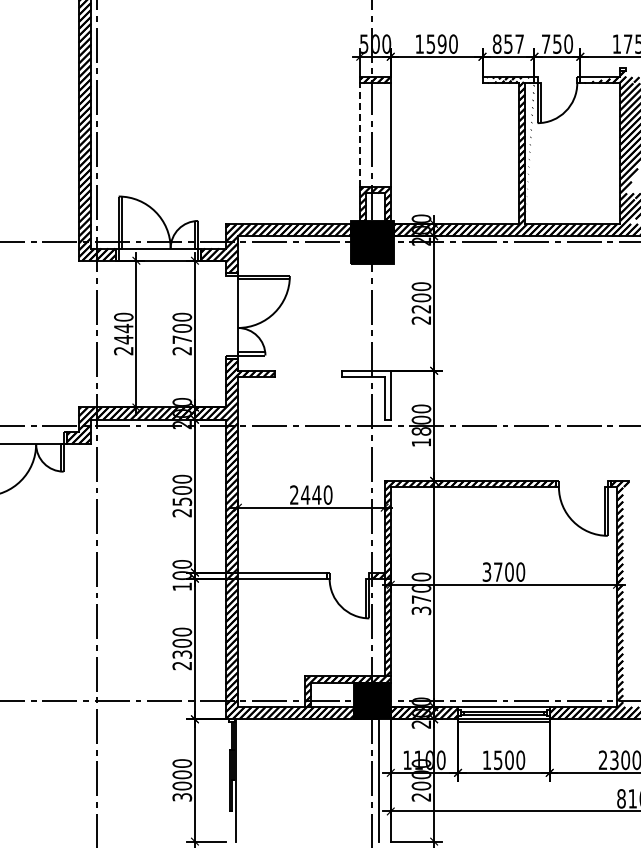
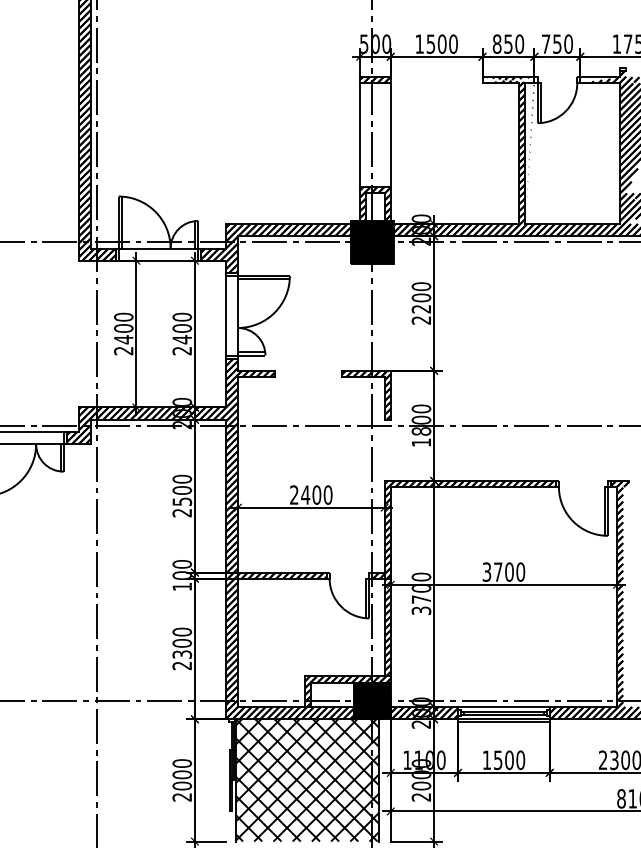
text: 1590 -> 1500 (441, 43)
text: 857 -> 850 (519, 43)
line: dashed -> solid (360, 135)
line: none -> present (225, 315)
text: 2440 -> 2400 (123, 328)
text: 2700 -> 2400 (181, 339)
hatch: none -> present (365, 394)
line: none -> present (32, 431)
text: 2440 -> 2400 (316, 494)
hatch: none -> present (281, 575)
hatch: none -> present (306, 780)
text: 3000 -> 2000 (182, 797)
